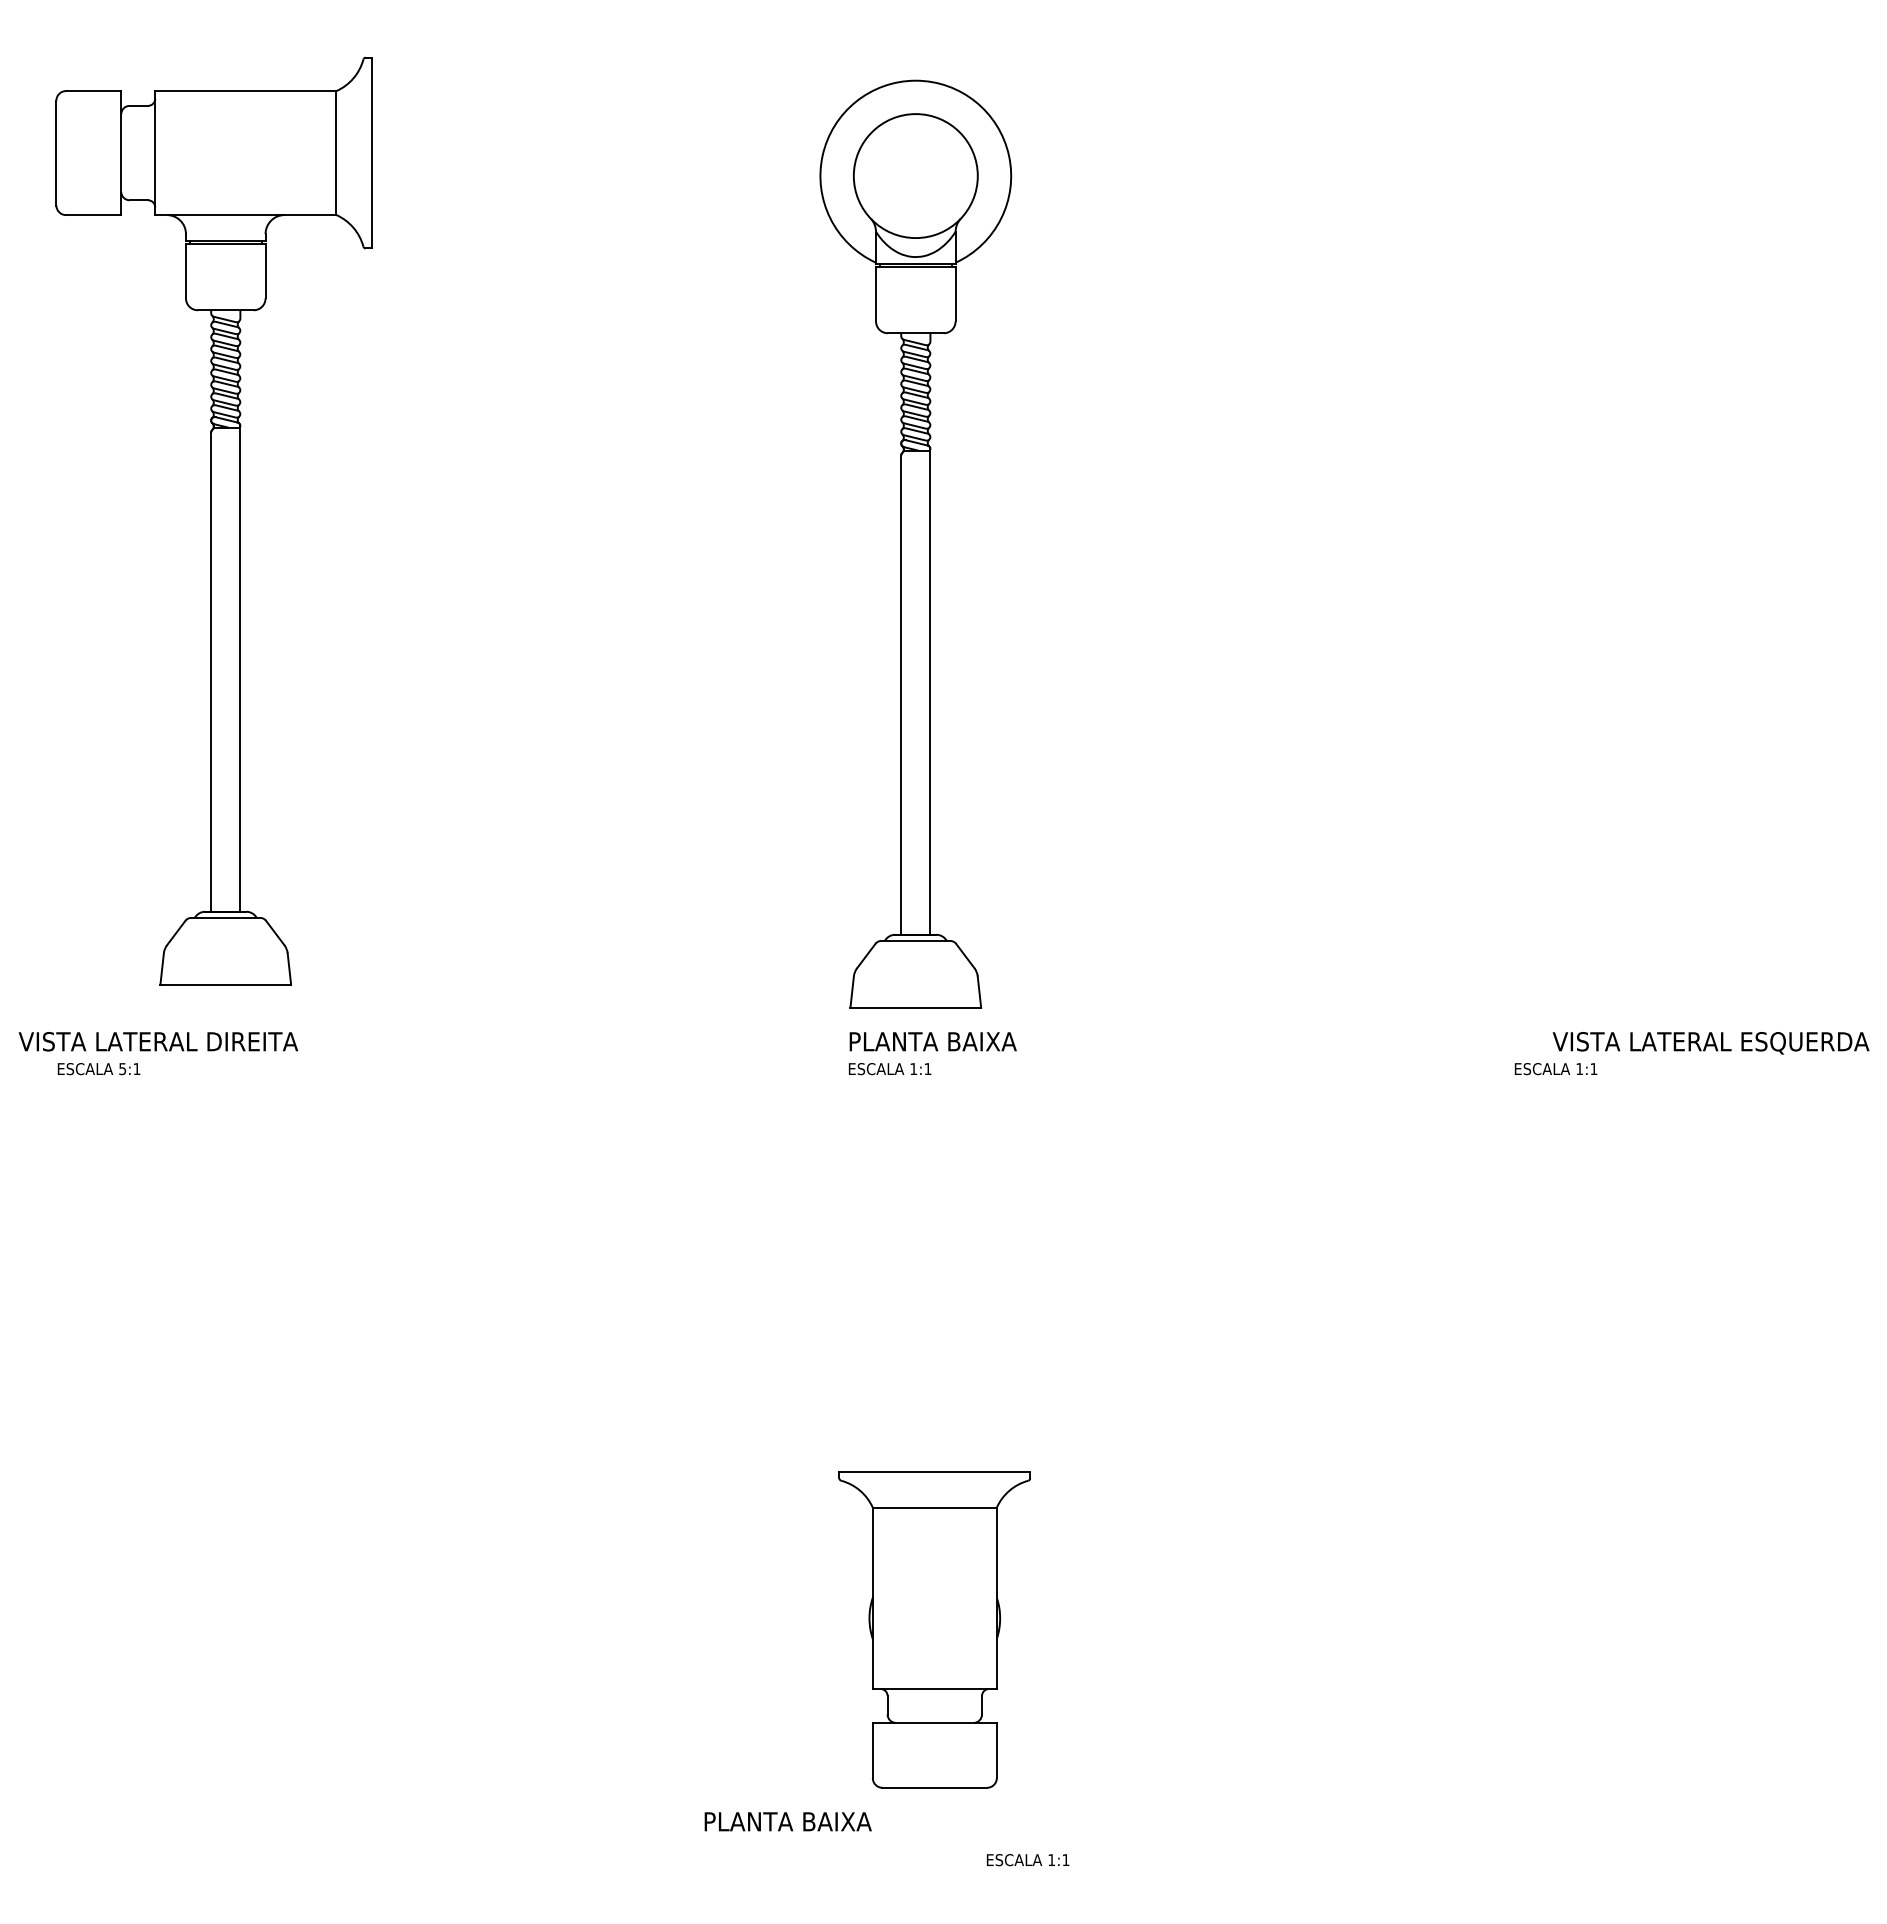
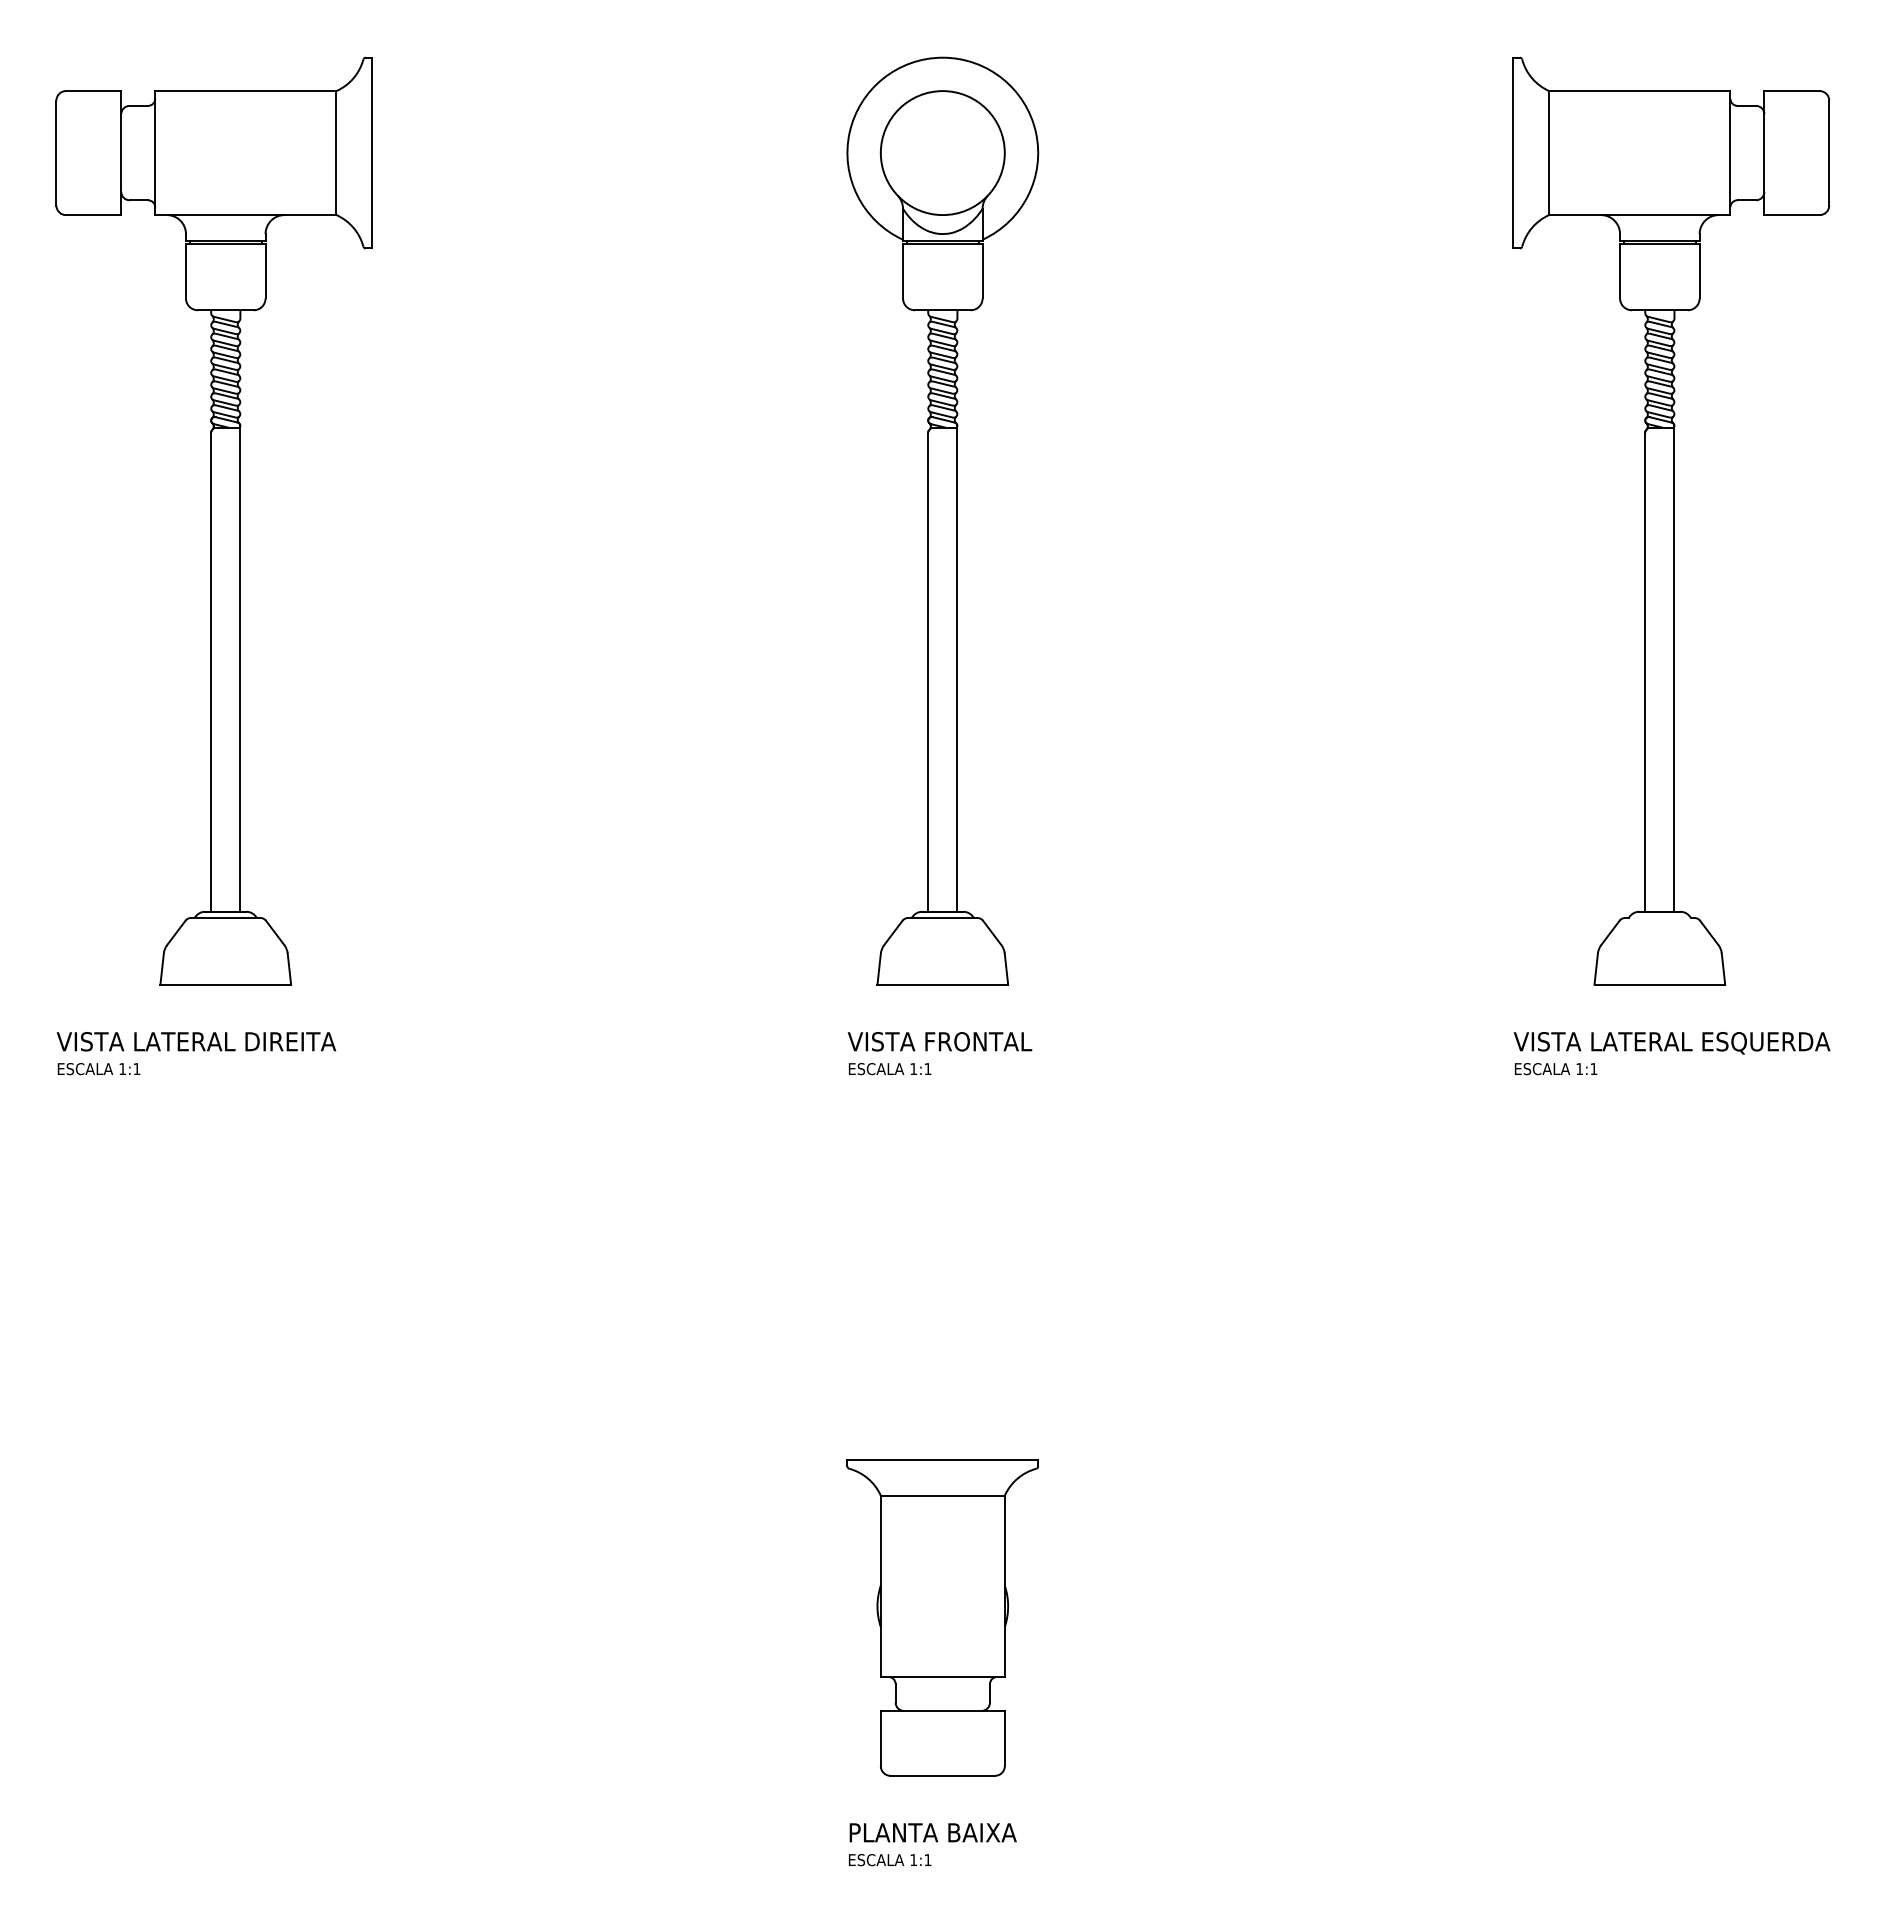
part: none -> present (1671, 520)
part position: (915, 543) -> (942, 520) (942, 520)
text position: (157, 1041) -> (195, 1041) (195, 1041)
text: PLANTA BAIXA -> VISTA FRONTAL (939, 1041)
text position: (1710, 1043) -> (1671, 1043) (1671, 1043)
text: 5:1 -> 1:1 (122, 1069)
part position: (934, 1629) -> (942, 1617) (942, 1617)
text position: (787, 1821) -> (932, 1832) (932, 1832)
text position: (1028, 1860) -> (890, 1860) (890, 1860)
